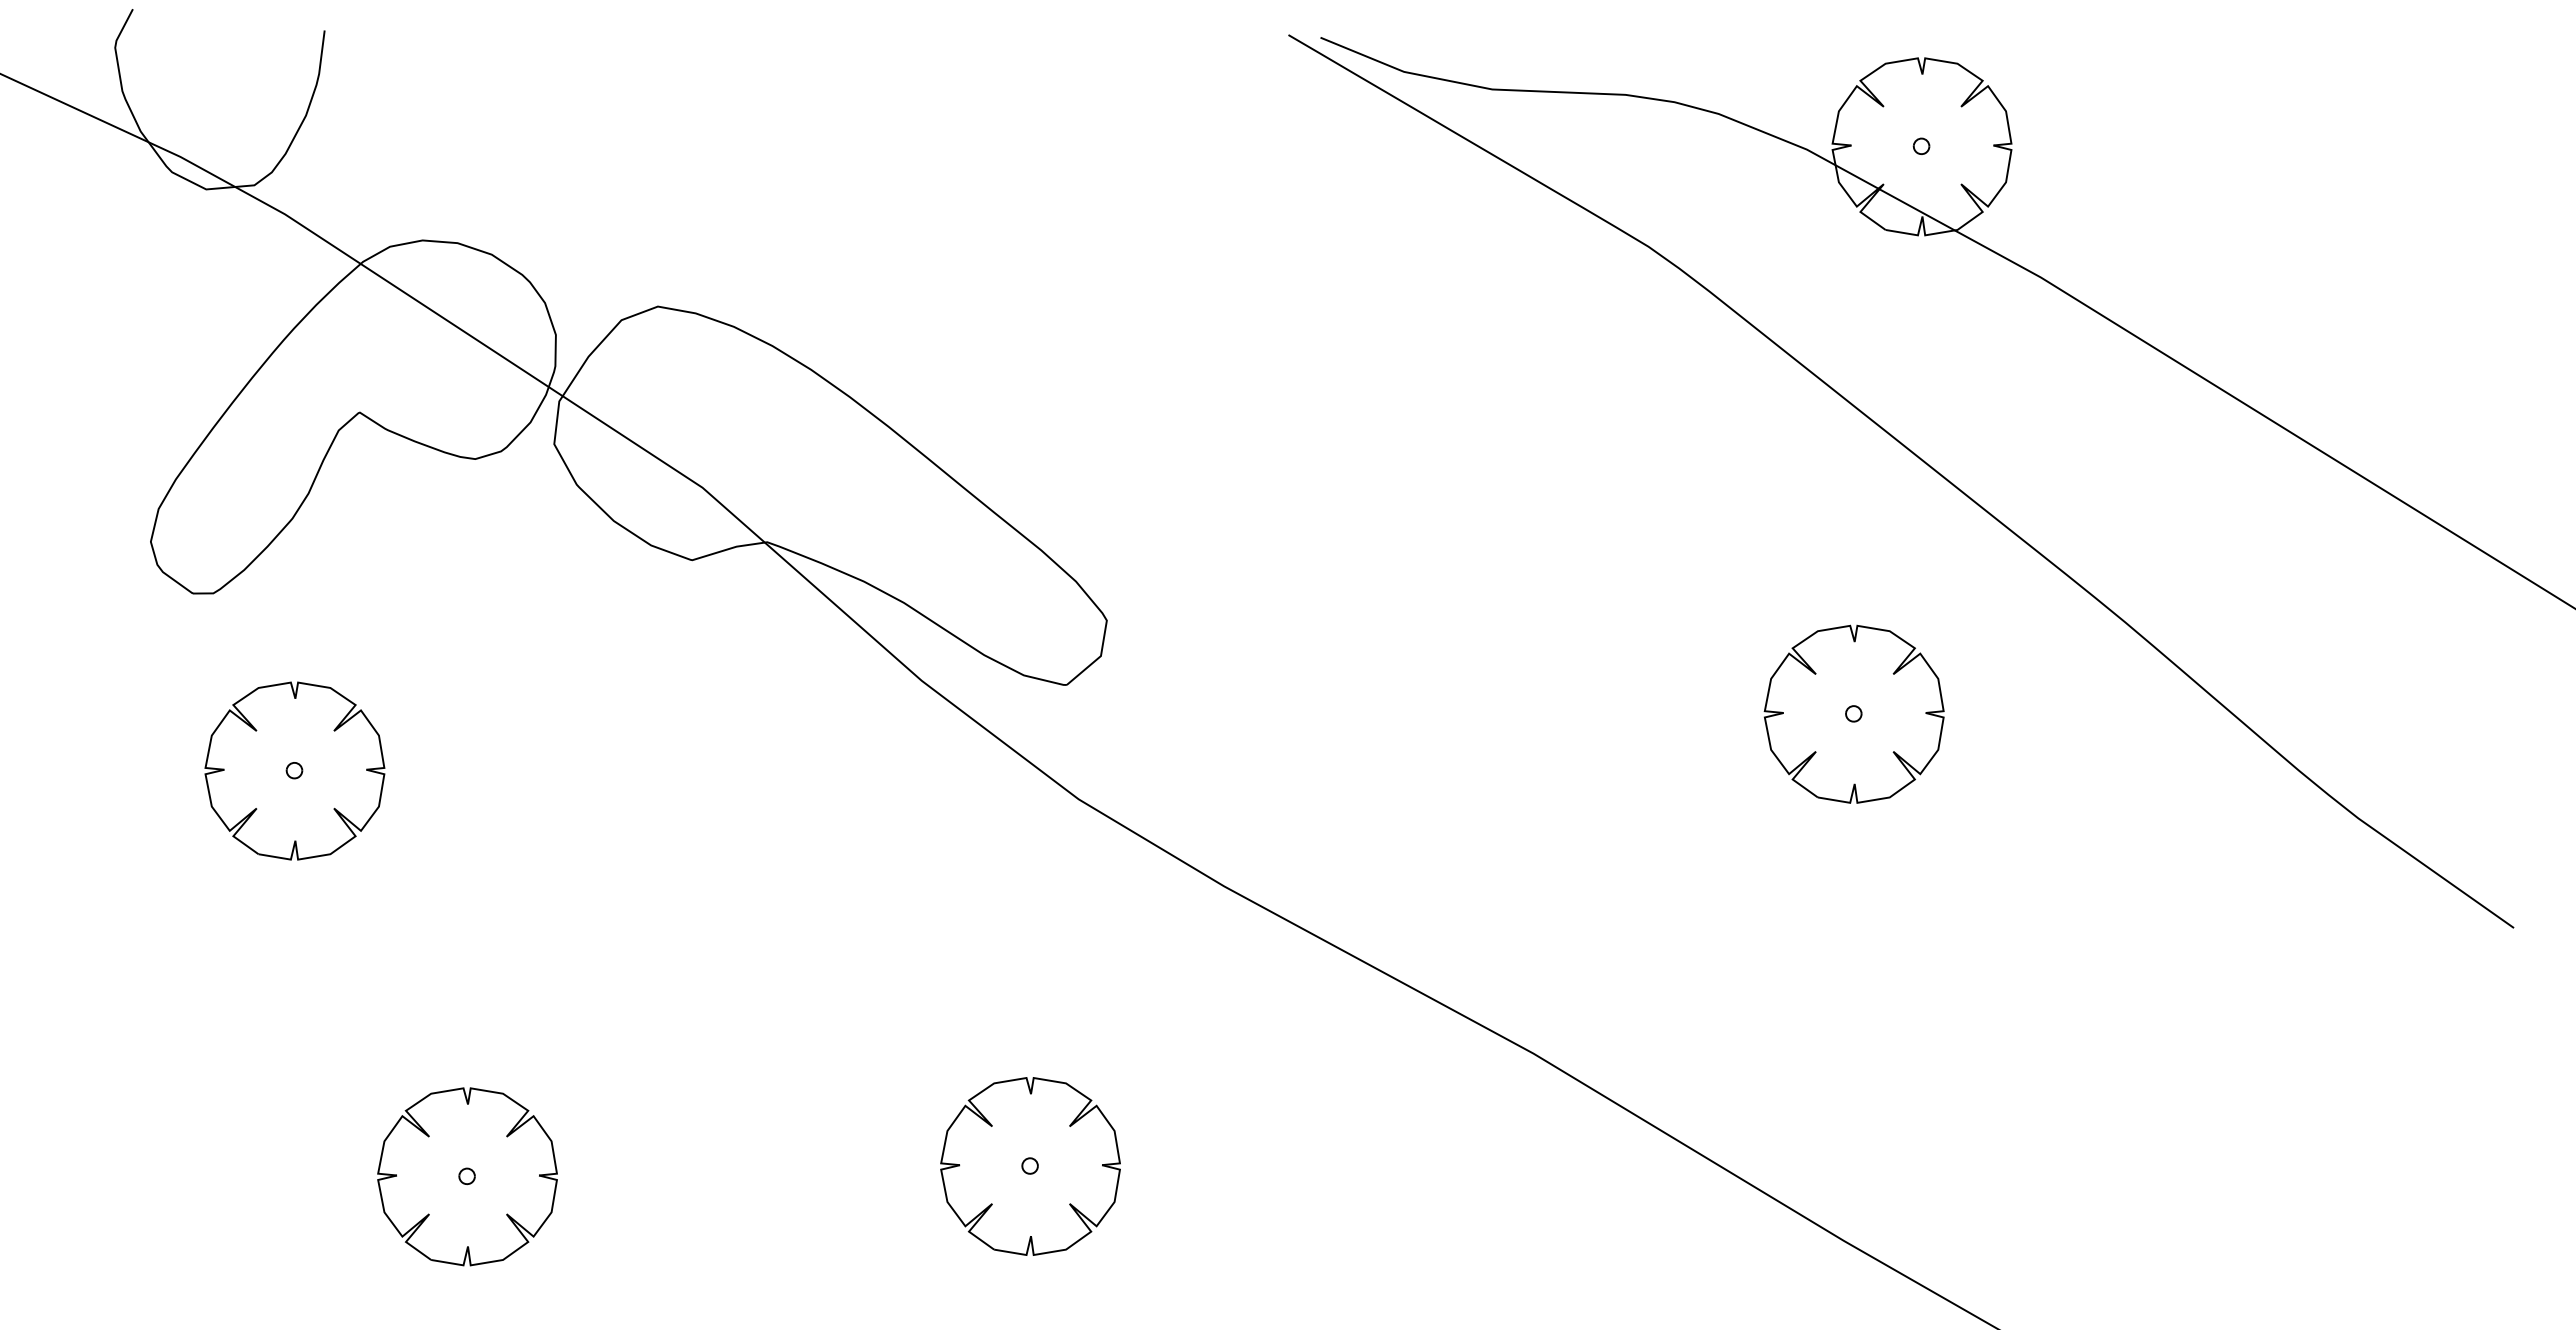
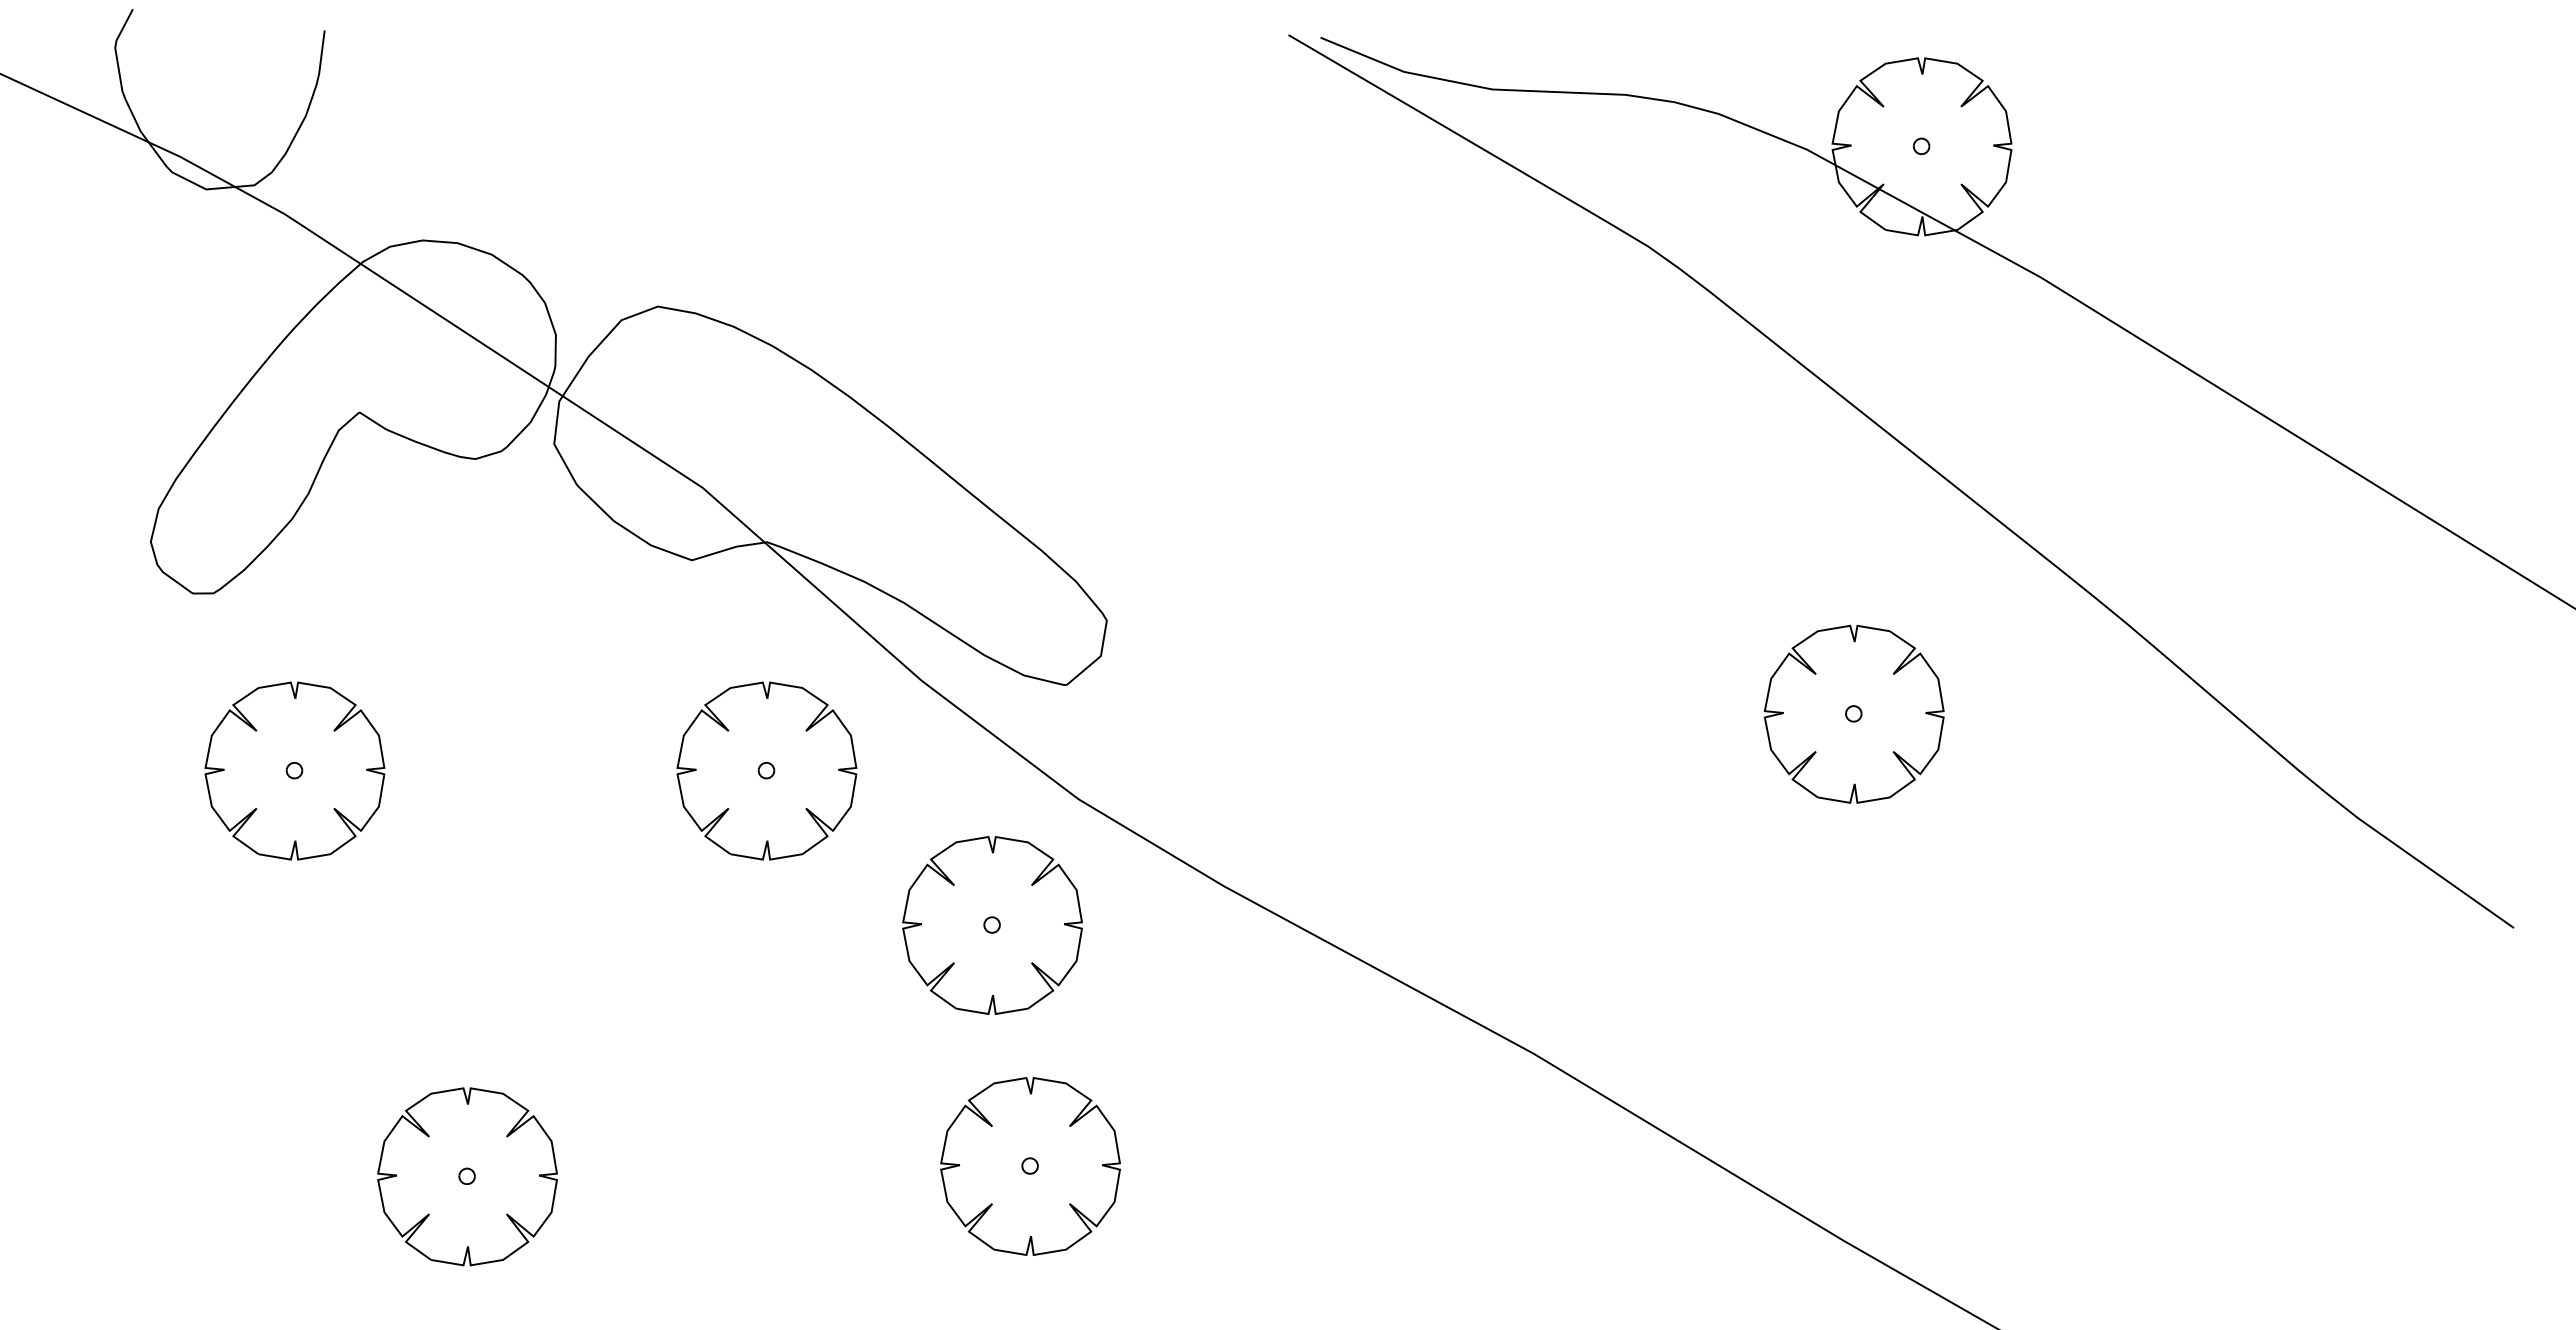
part: none -> present (766, 770)
part: none -> present (992, 925)
